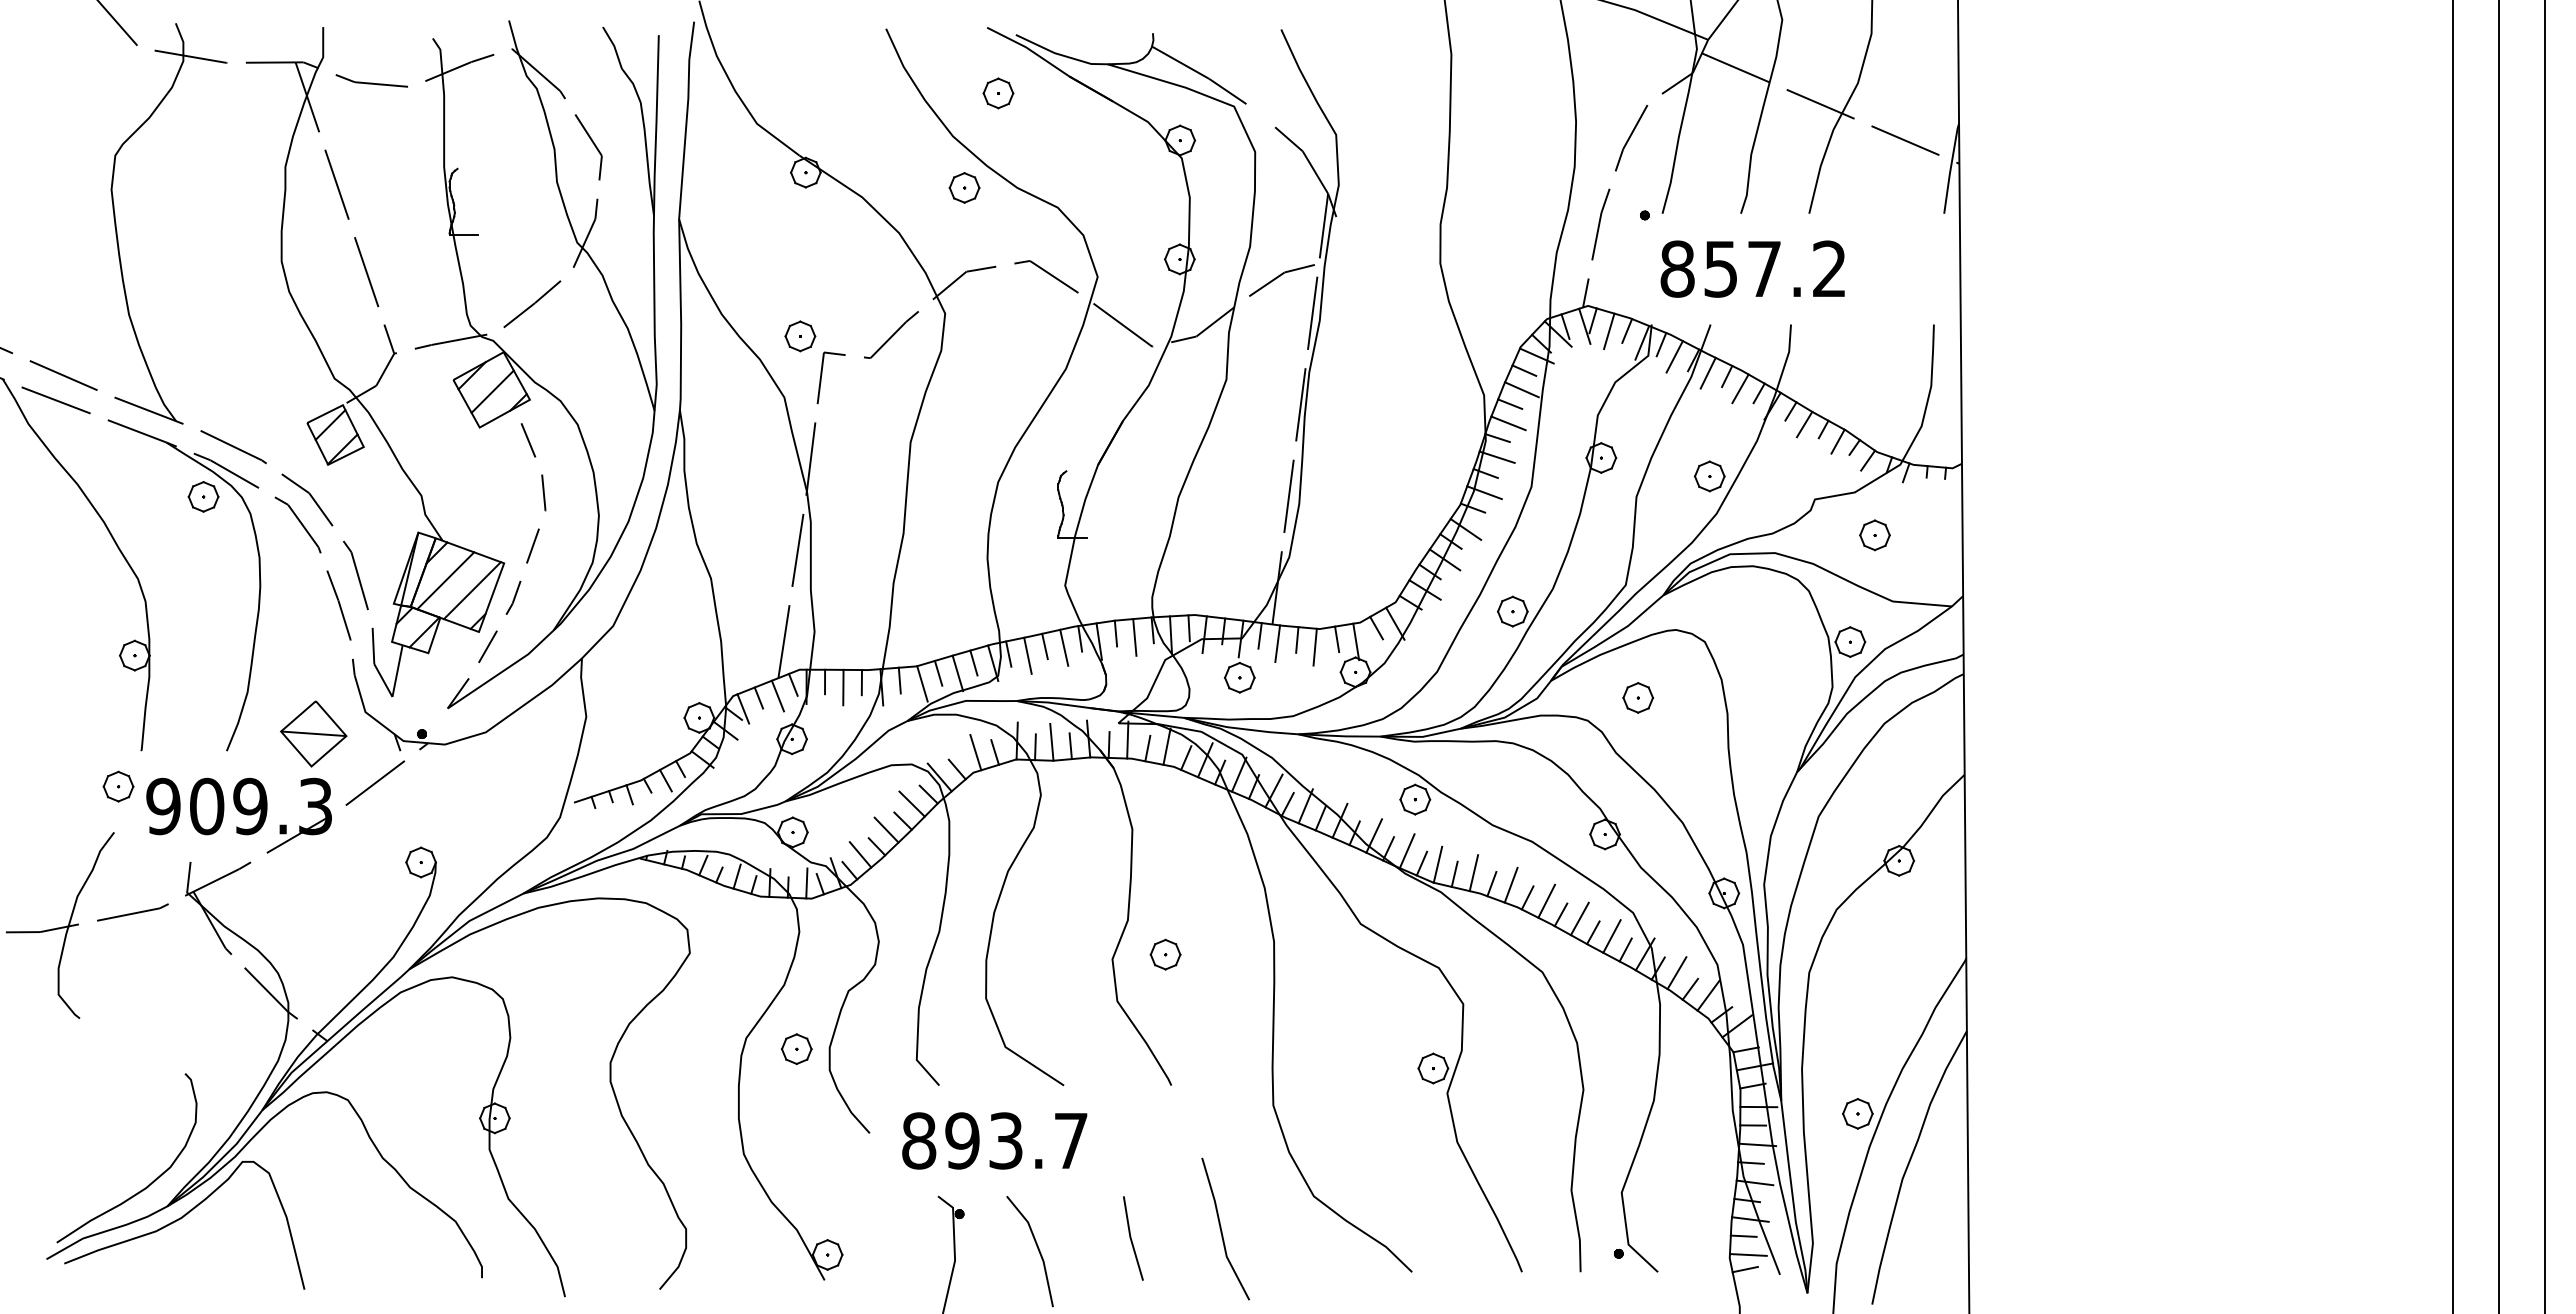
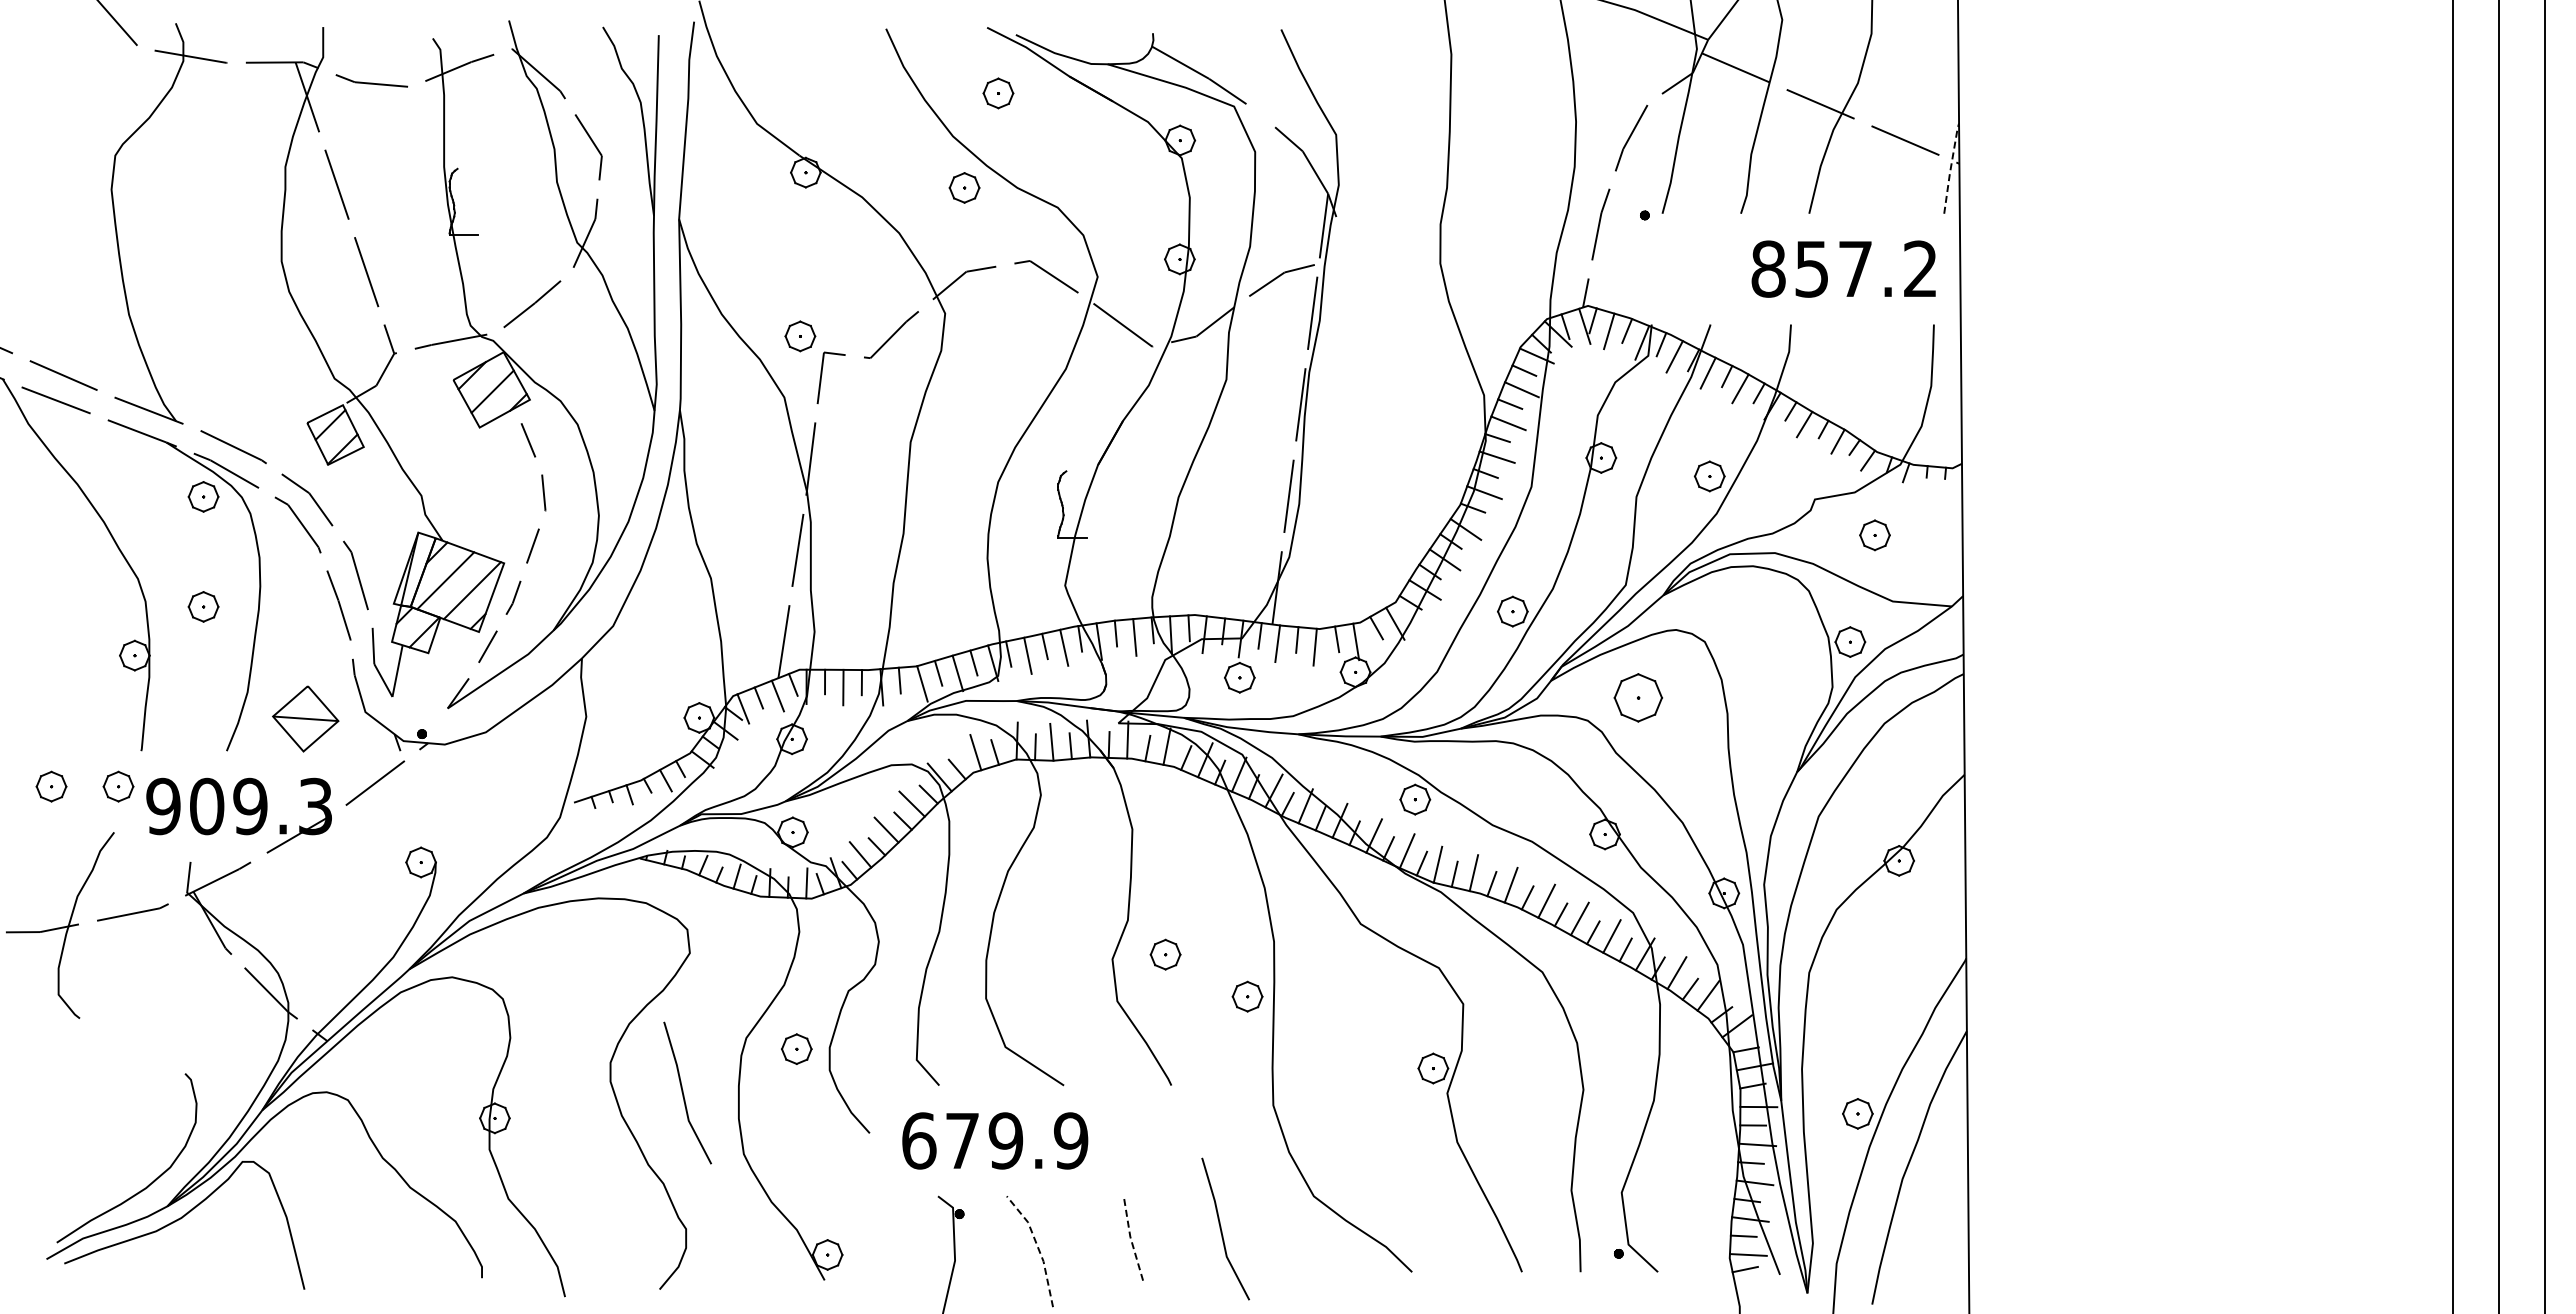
line: solid -> dashed (1950, 168)
text position: (1752, 268) -> (1843, 268) (1843, 268)
part: none -> present (203, 606)
part size: 32x32 px -> 51x50 px (1638, 697)
part position: (313, 733) -> (305, 718) (305, 718)
part: none -> present (51, 786)
part: none -> present (1247, 996)
line: none -> present (684, 1094)
text: 893.7 -> 679.9 (995, 1140)
line: solid -> dashed (1130, 1237)
line: solid -> dashed (1038, 1247)
